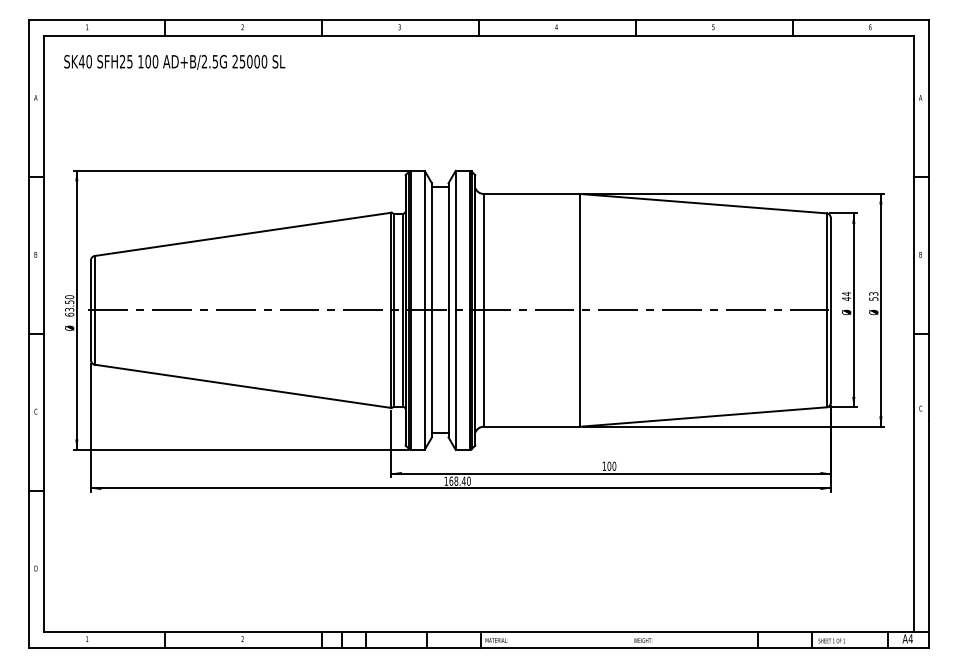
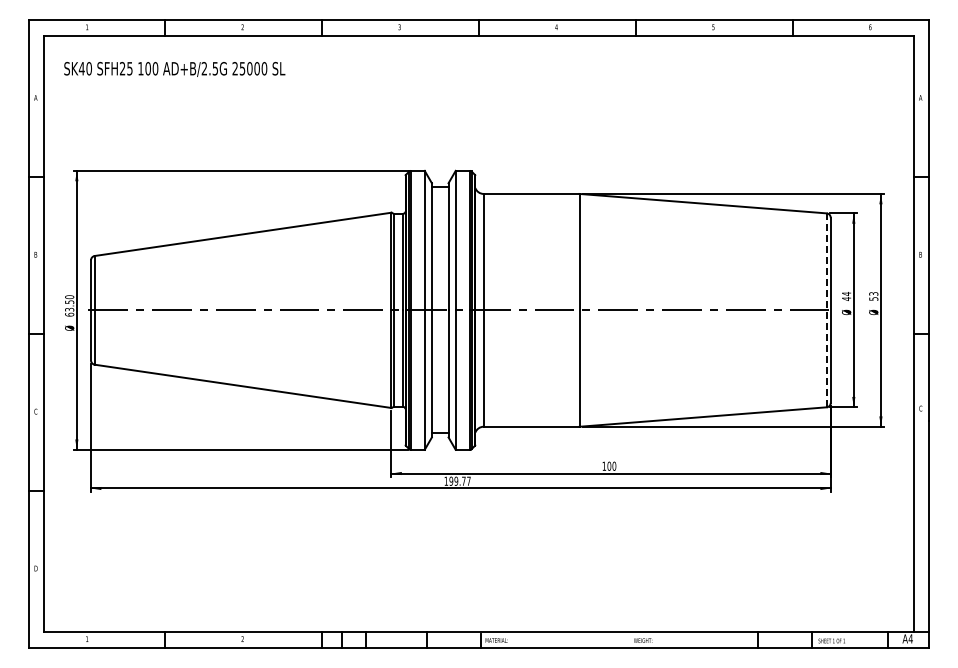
text position: (174, 62) -> (174, 69) (174, 69)
line: solid -> dashed (826, 310)
text: 168.40 -> 199.77 (459, 480)
